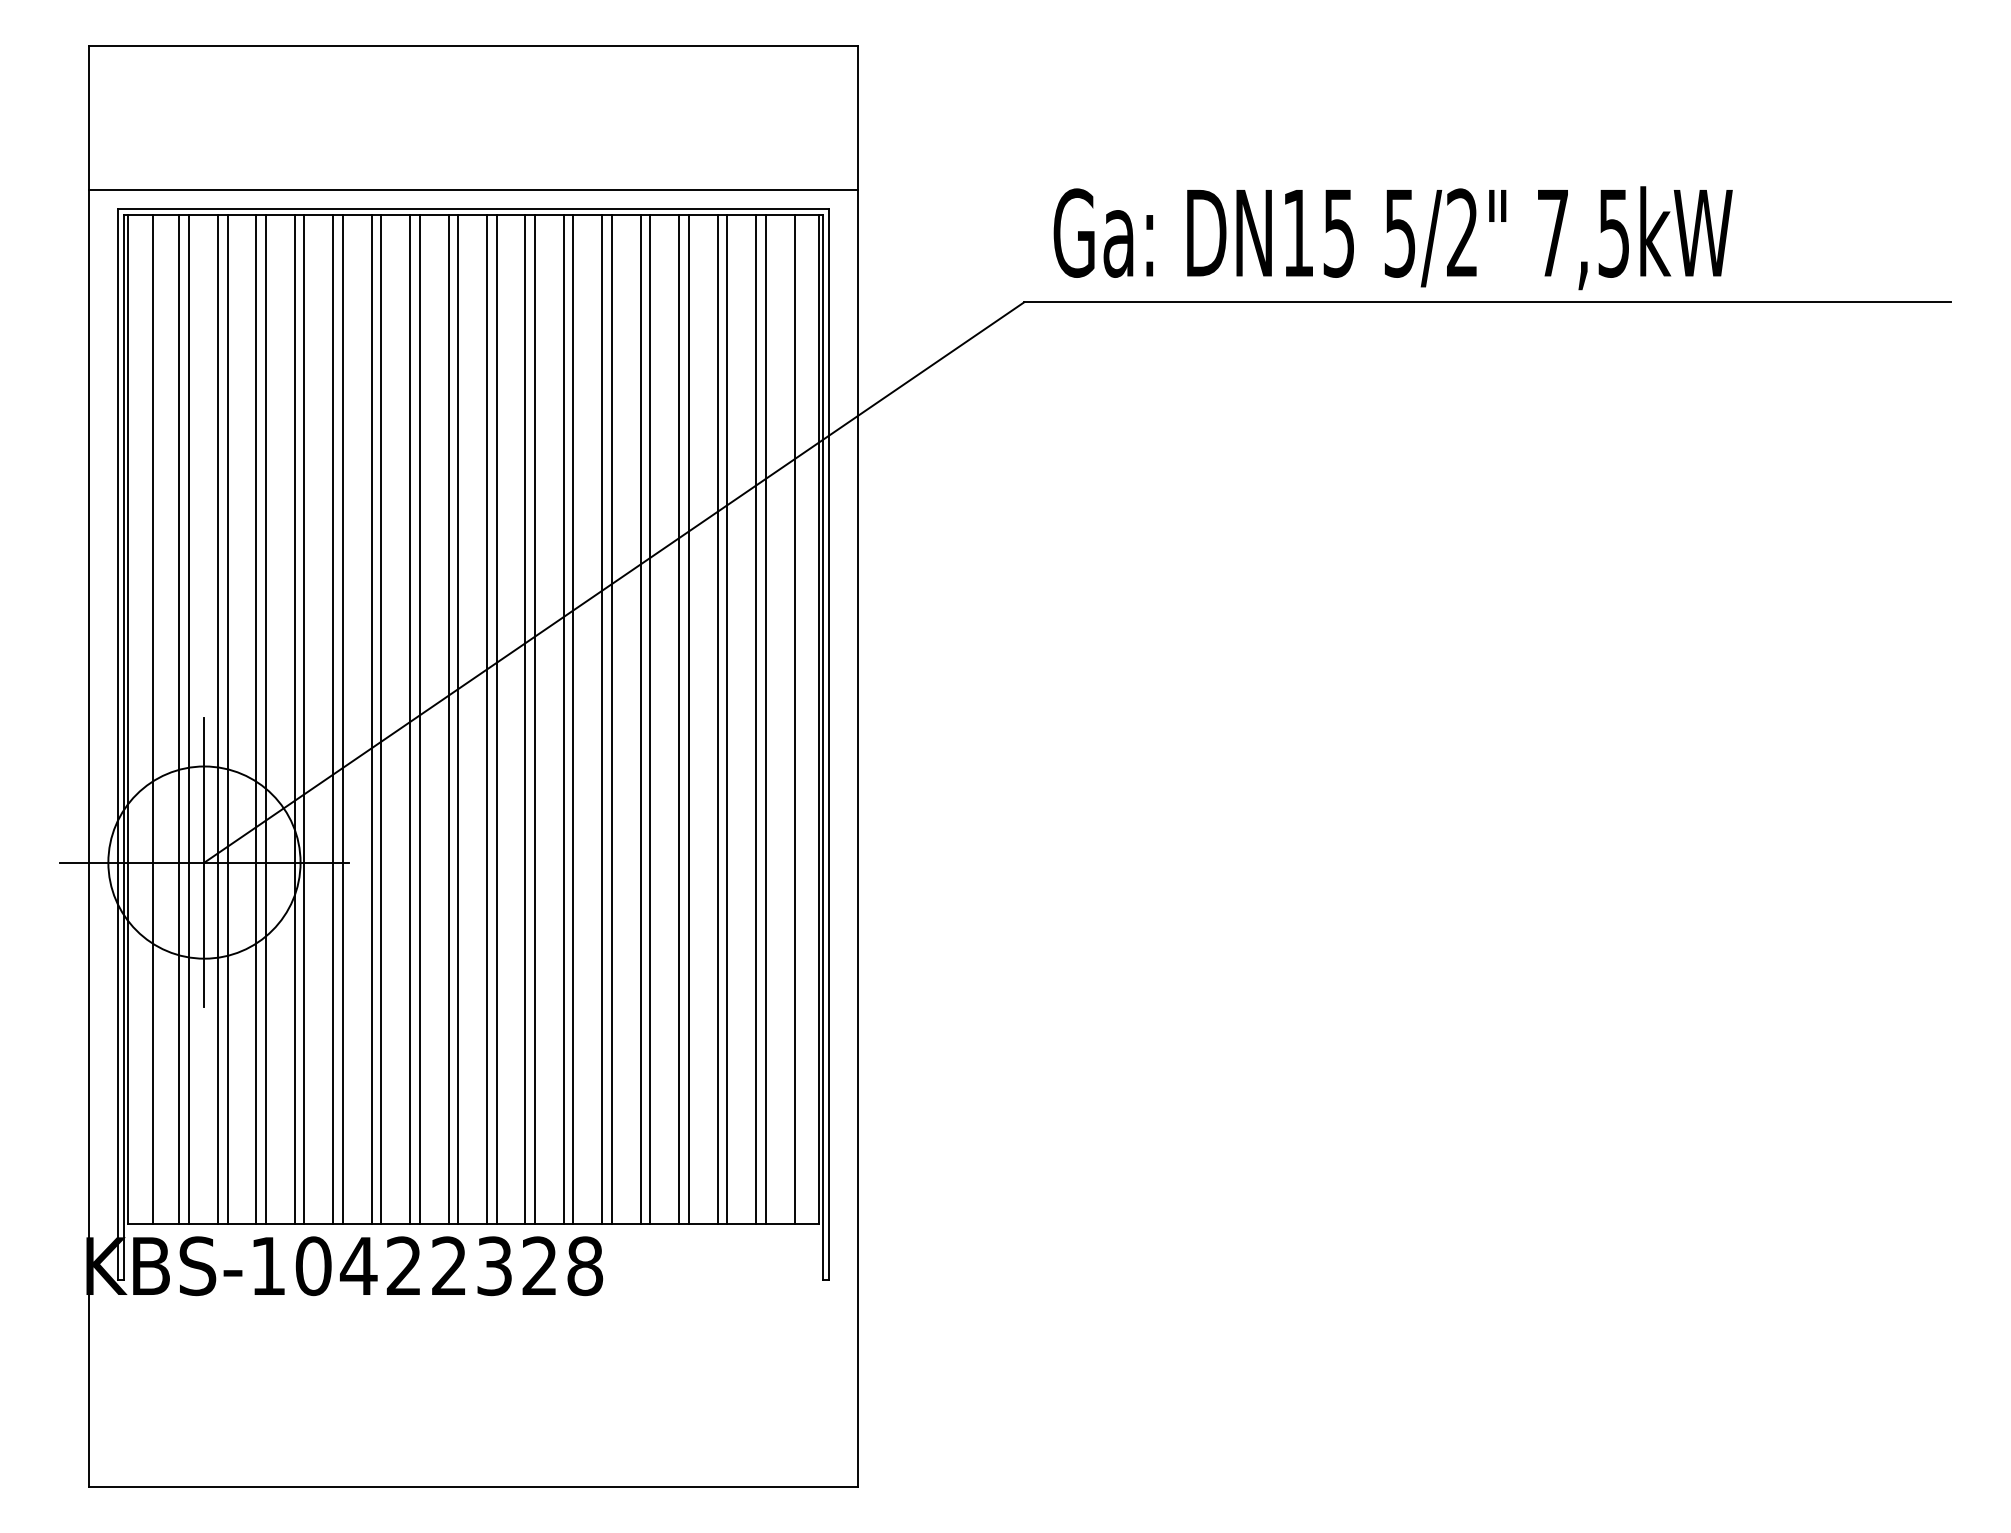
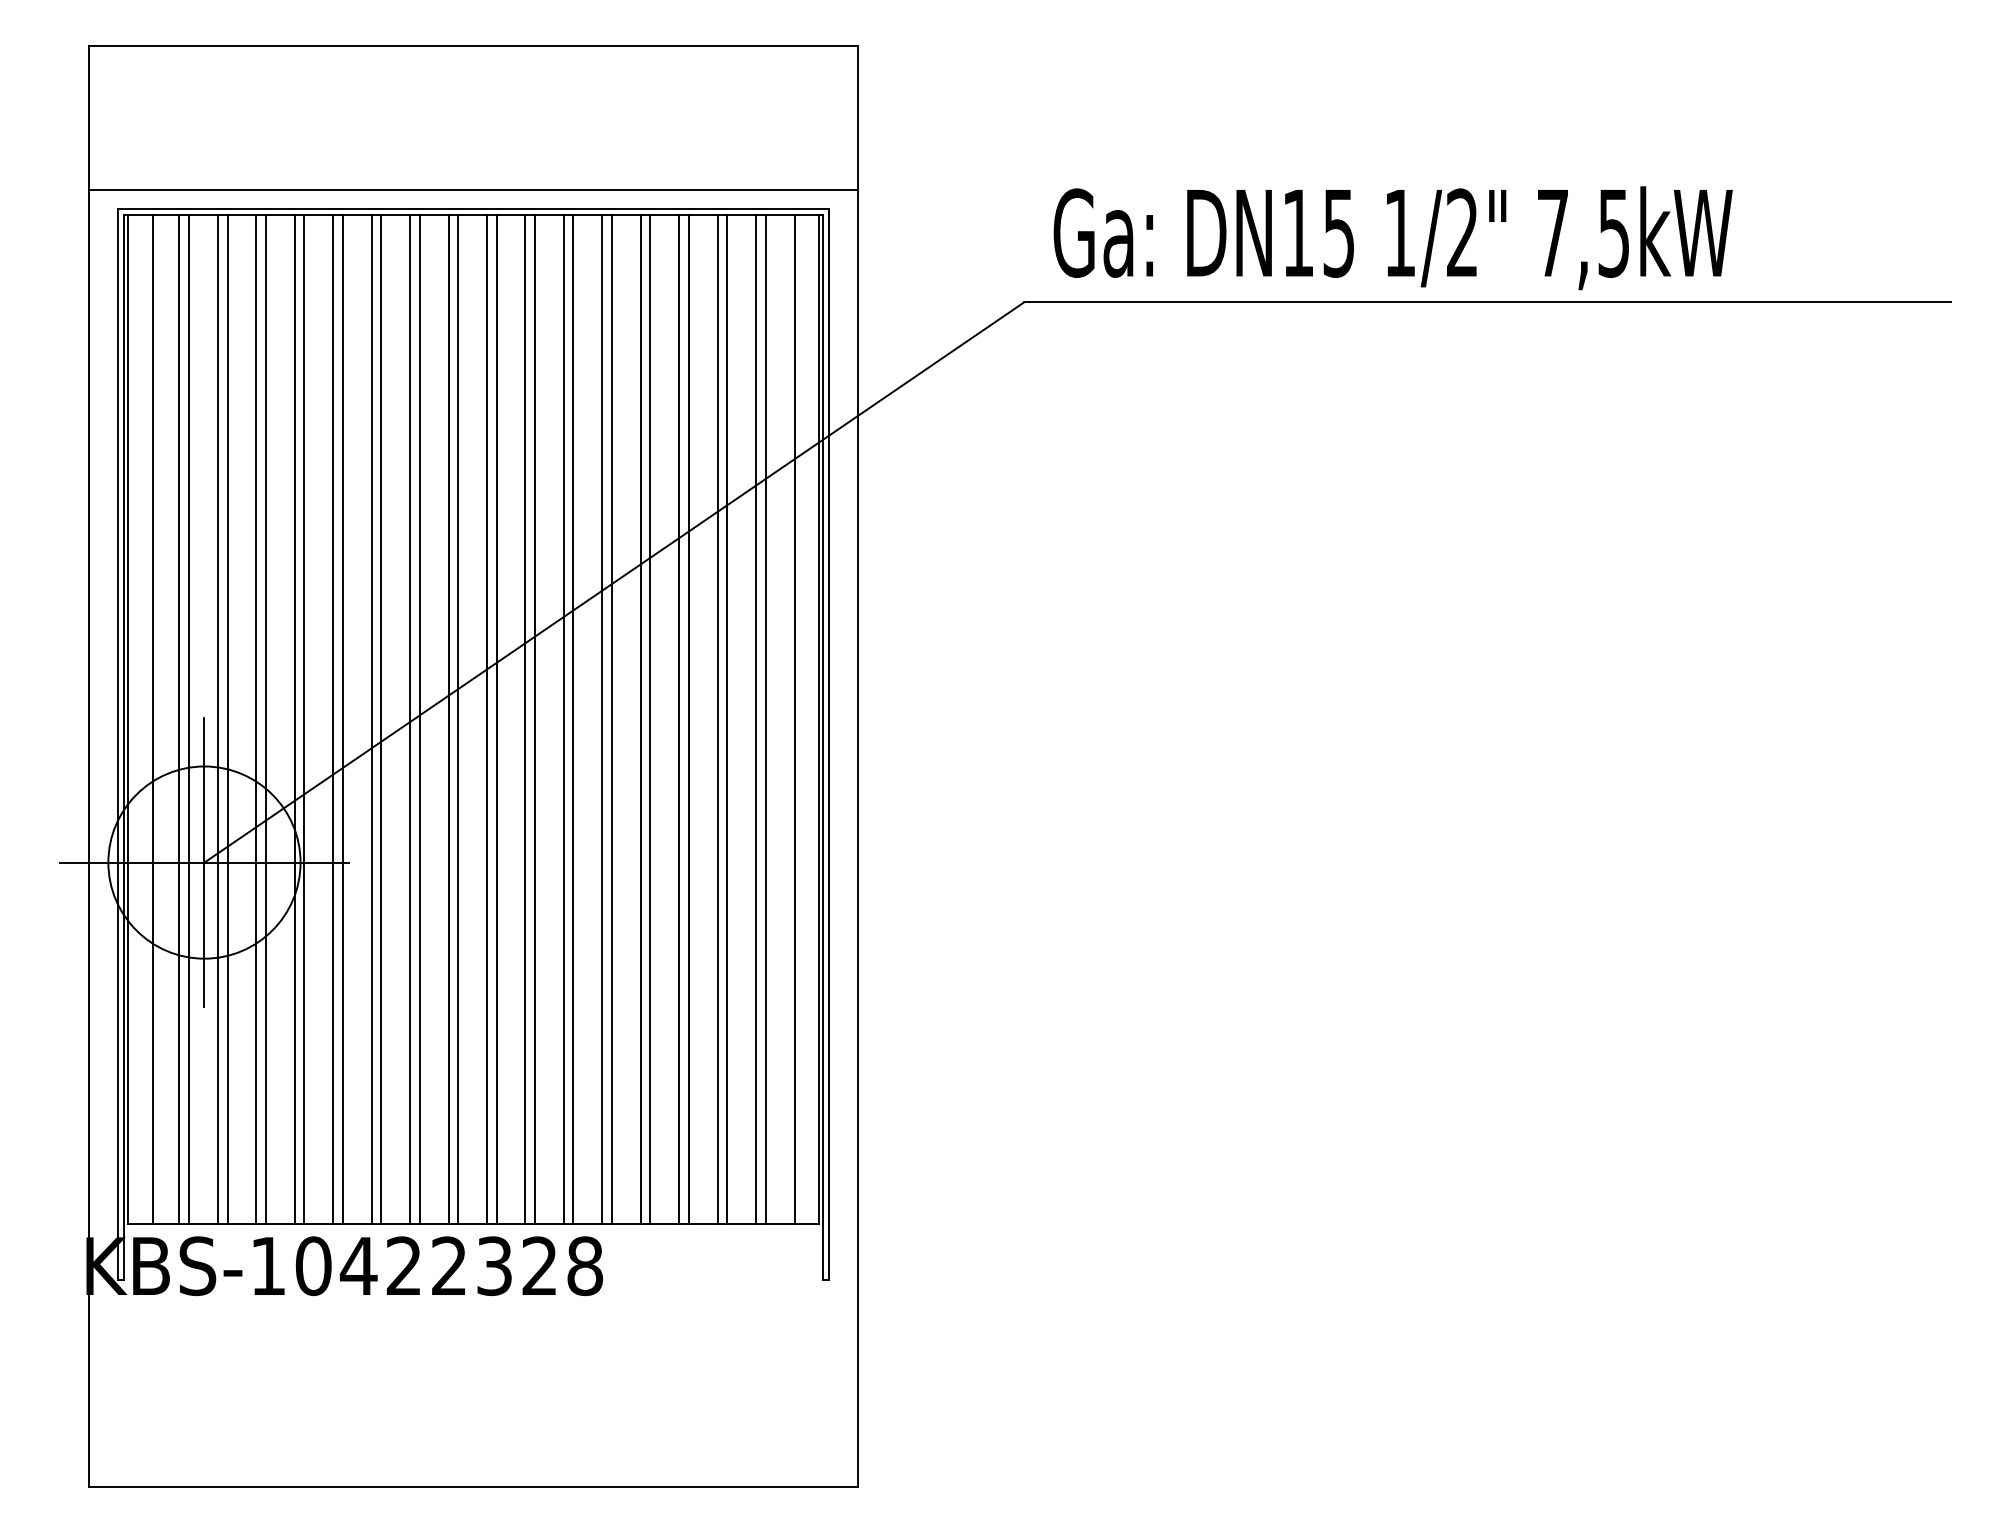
text: 5/2" -> 1/2" (1399, 233)
